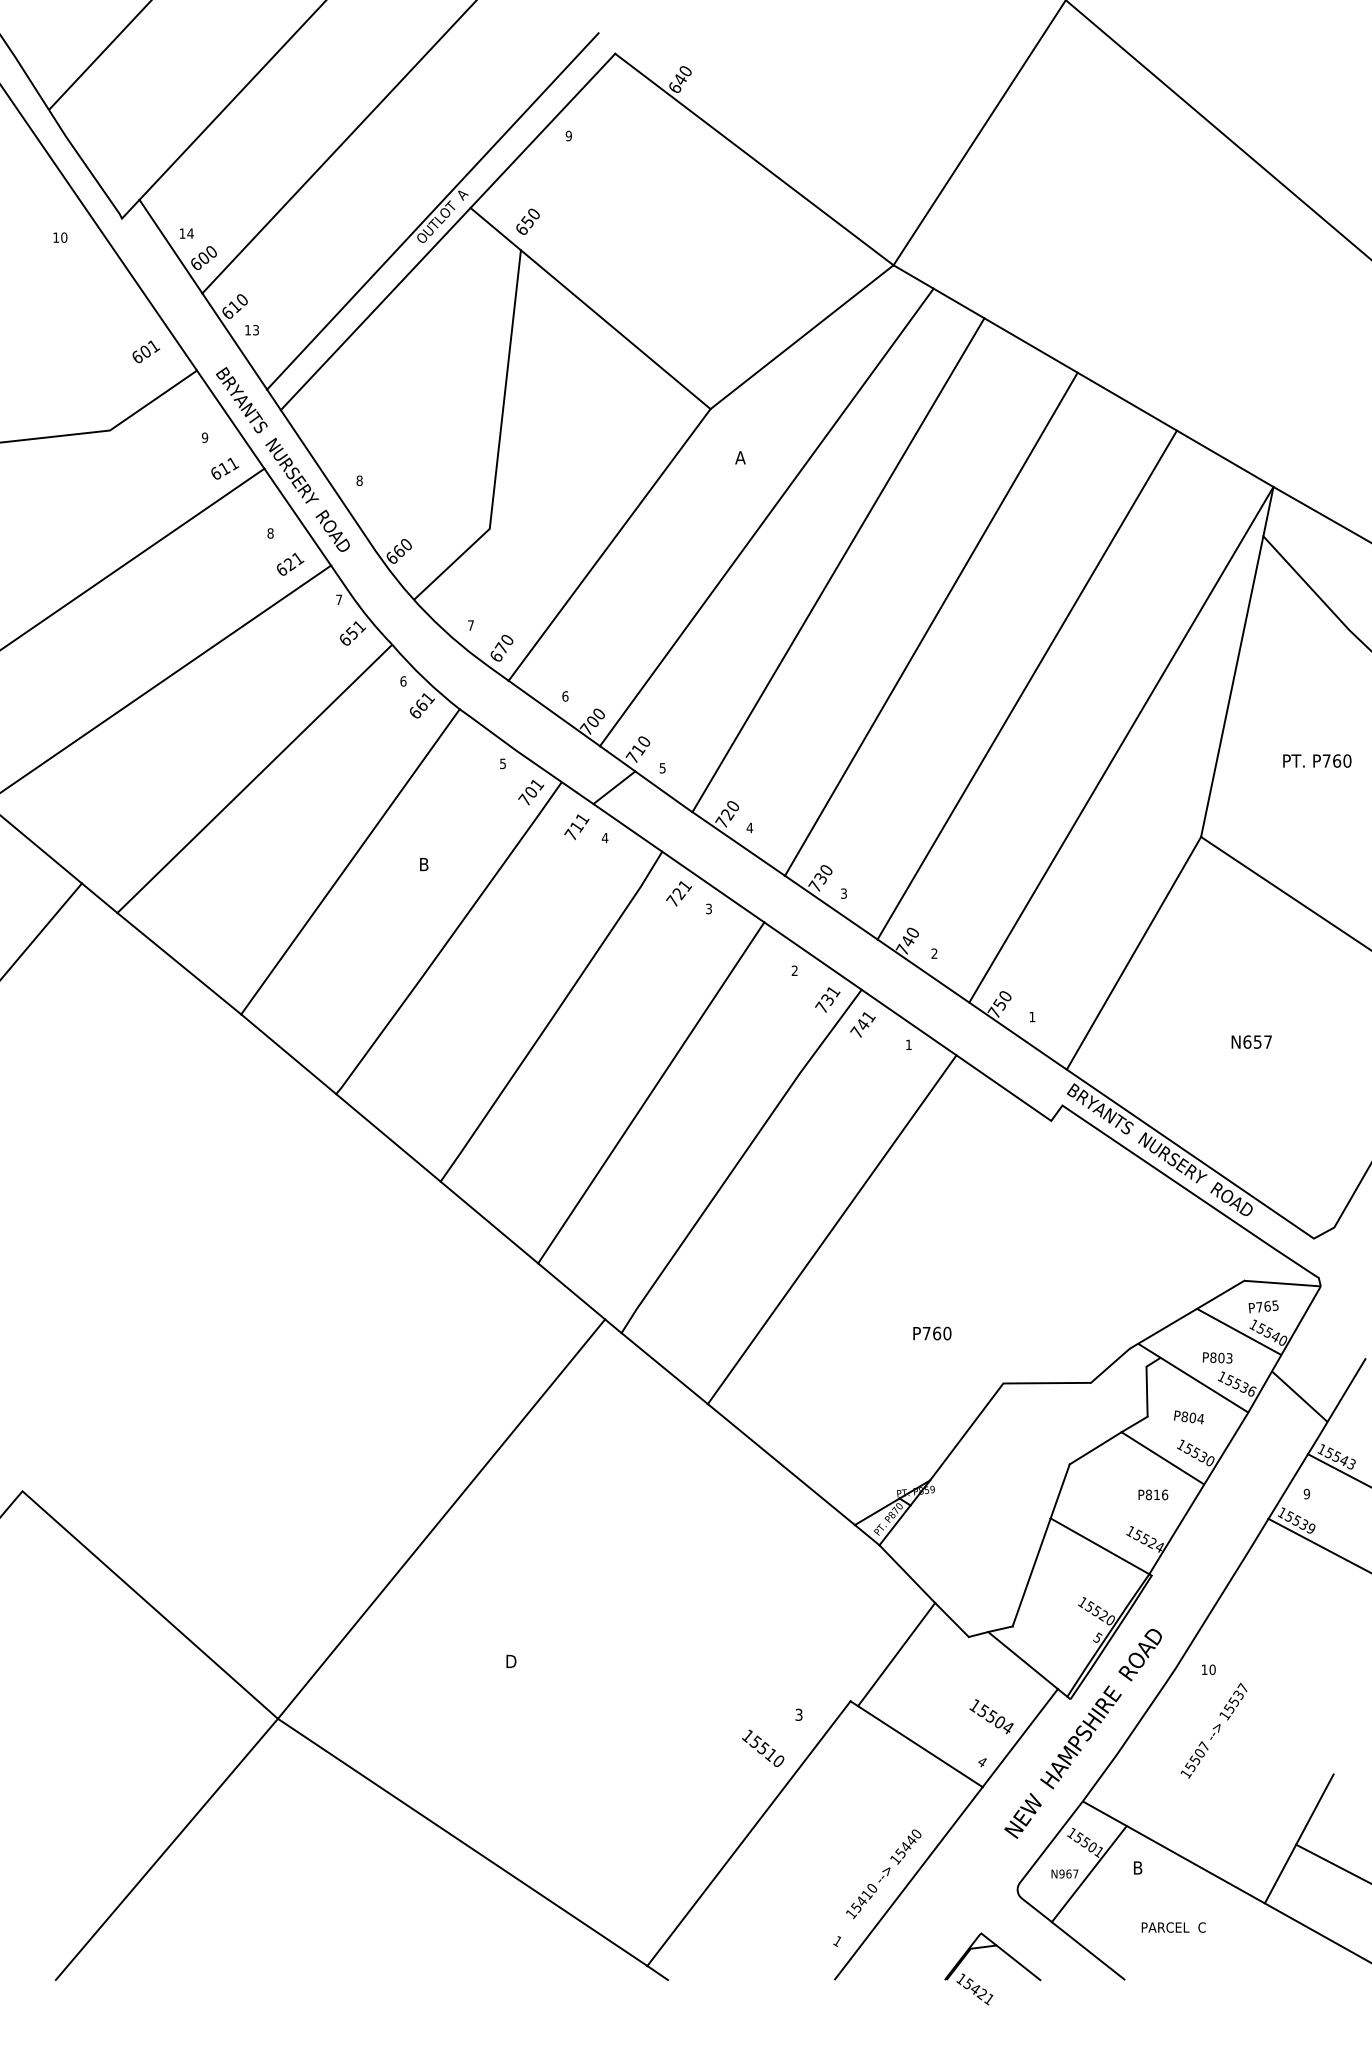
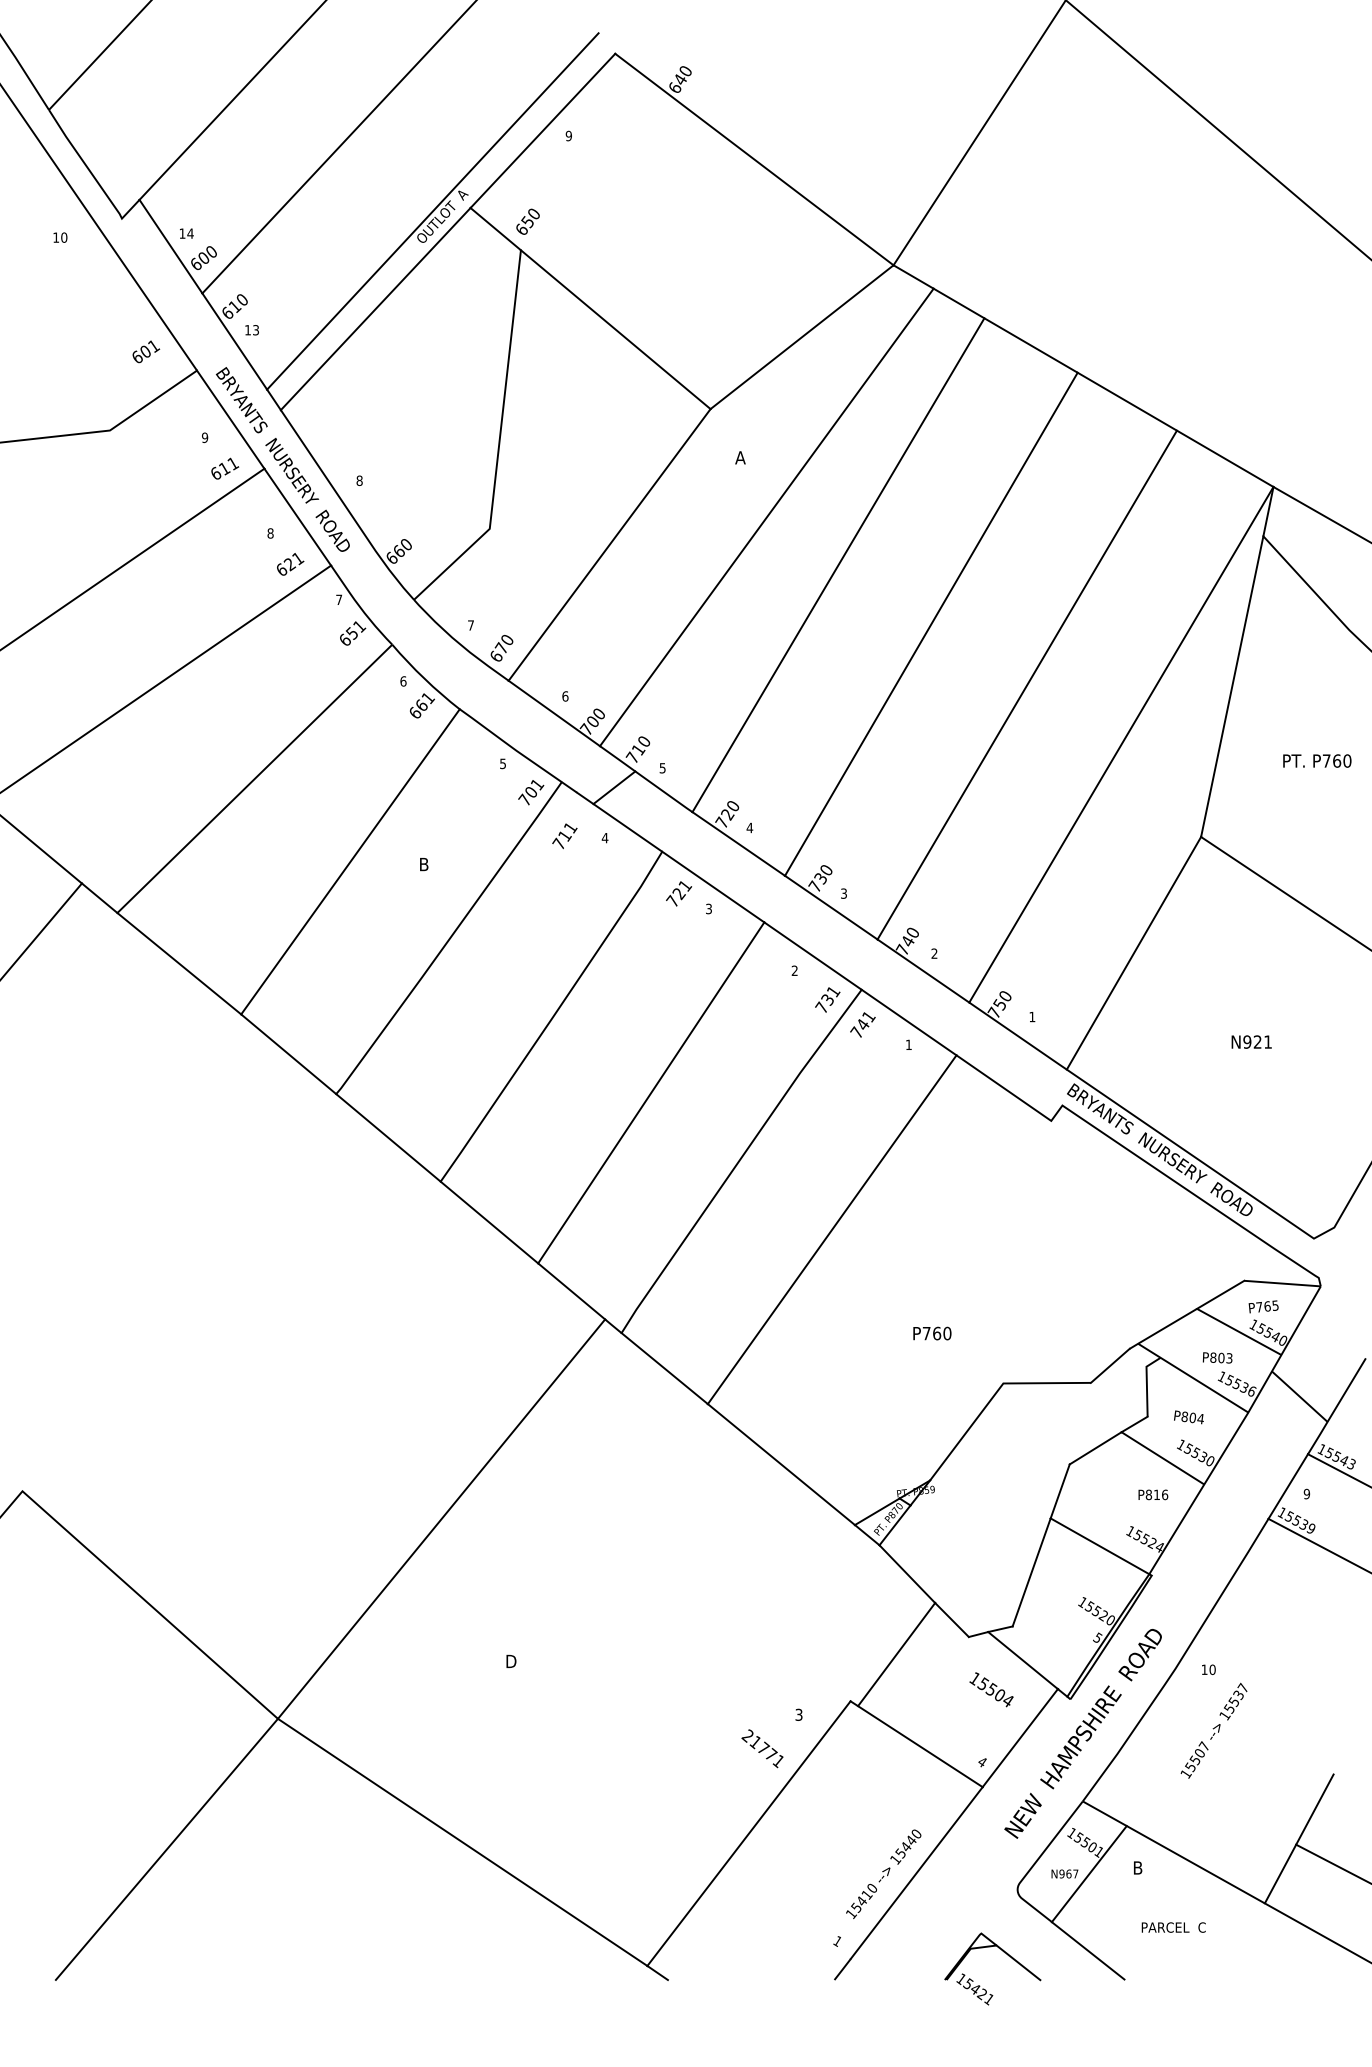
text position: (576, 827) -> (564, 836) (564, 836)
text: N657 -> N921 (1257, 1041)
text position: (991, 1716) -> (991, 1689) (991, 1689)
text: 15510 -> 21771 (762, 1748)
